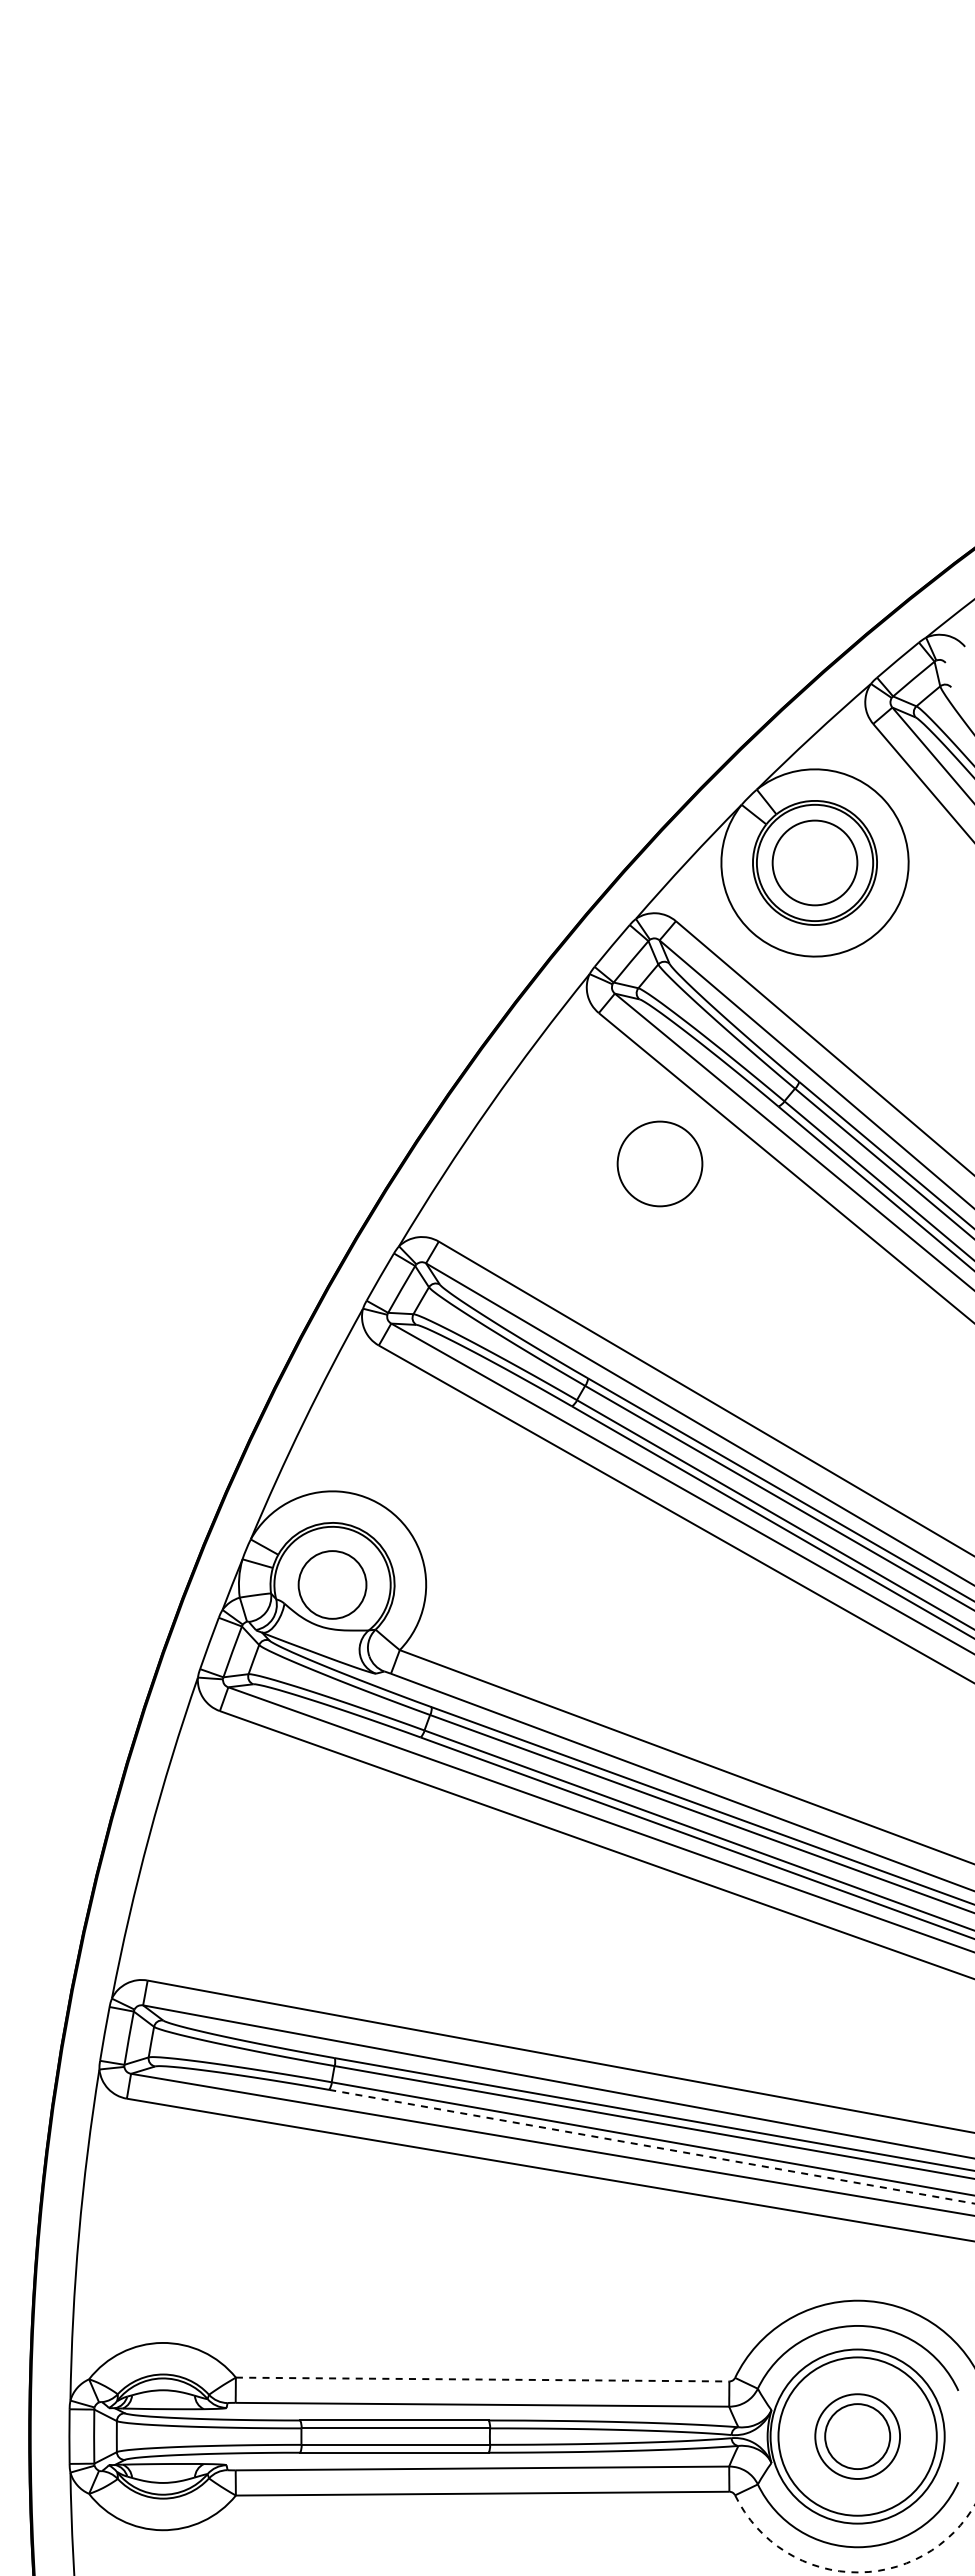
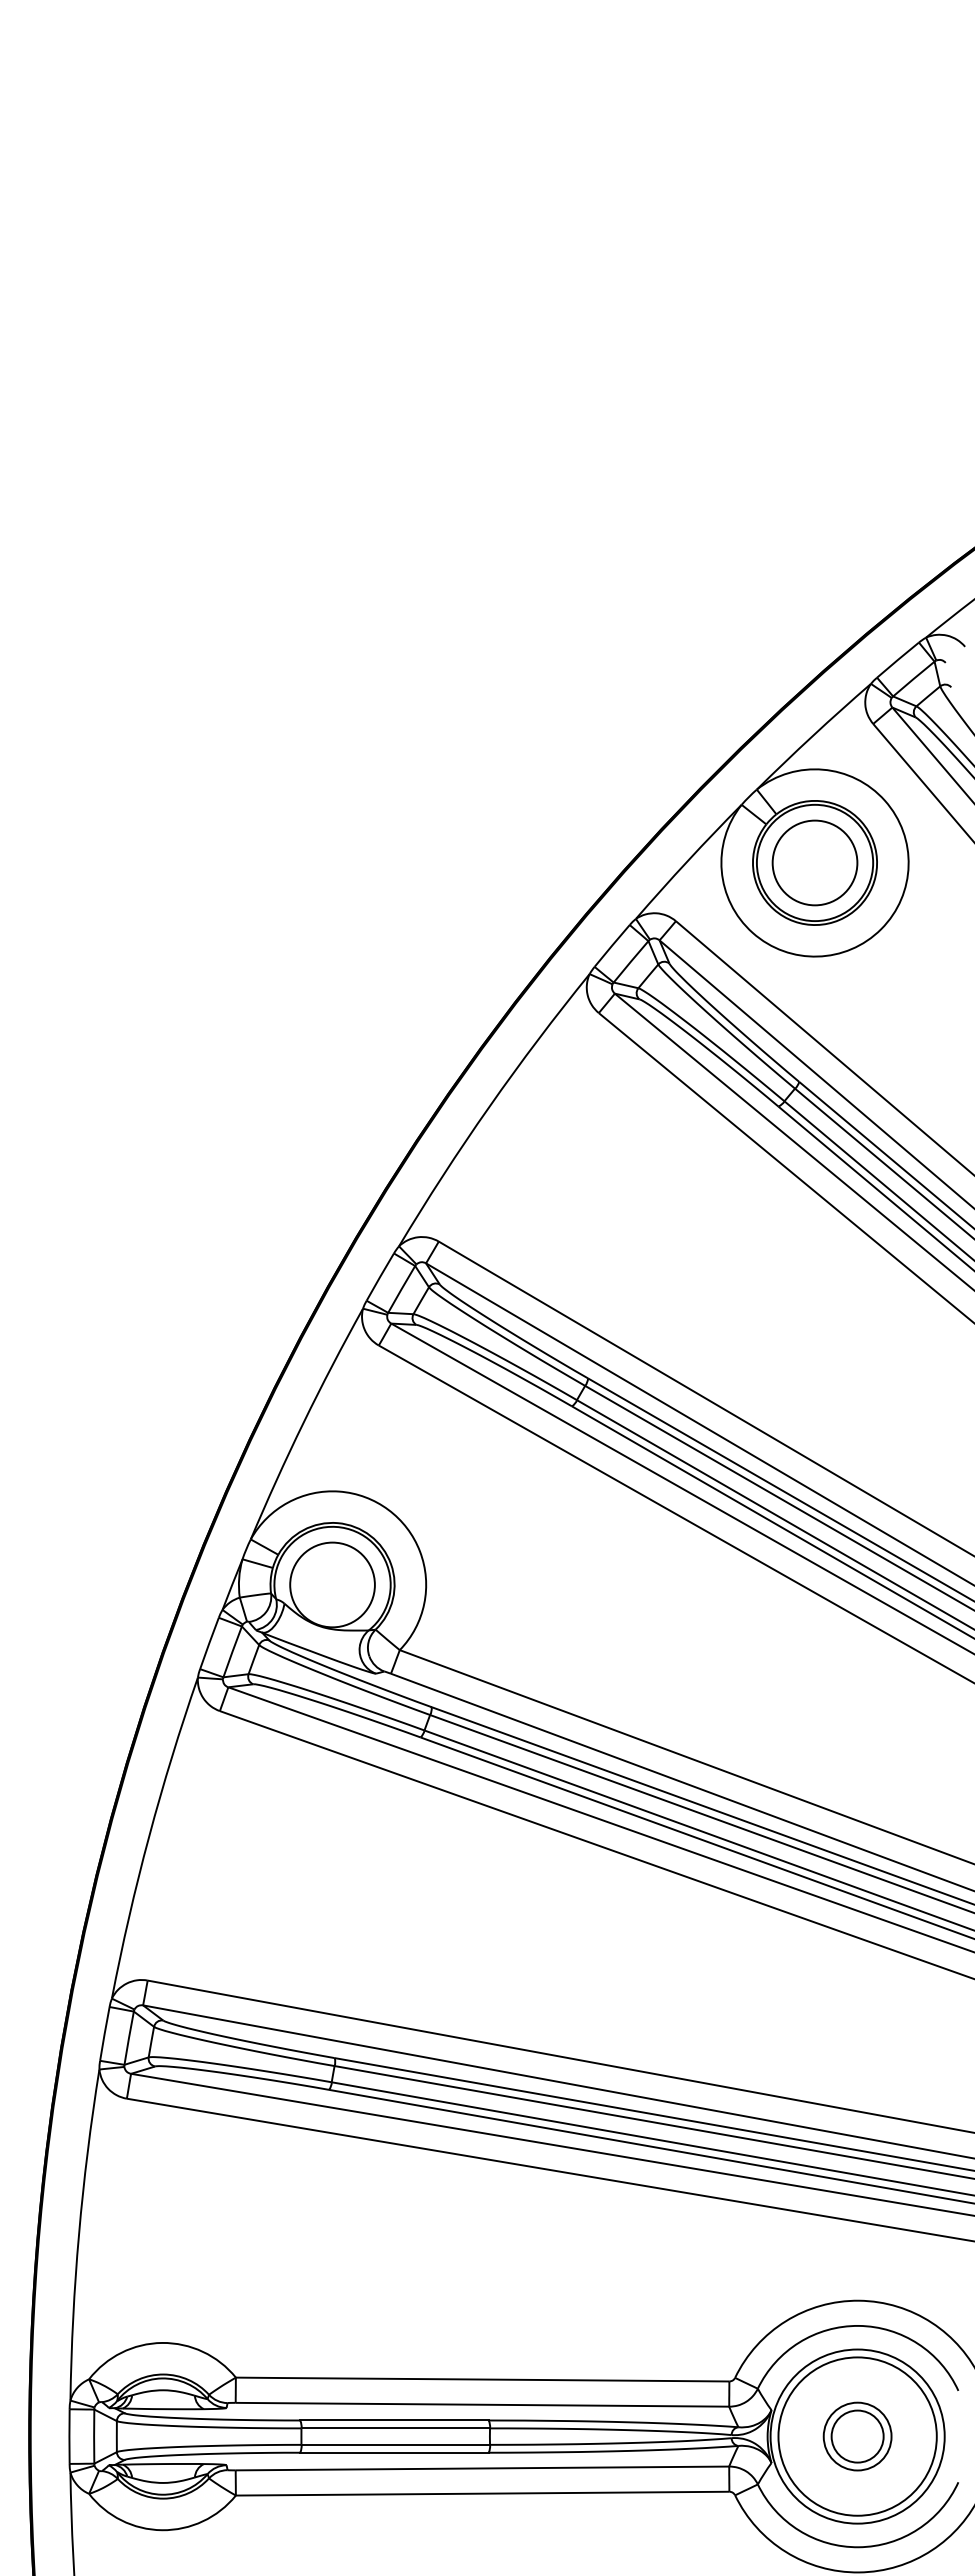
circle: present -> none (659, 1163)
circle diameter: 68 px -> 85 px (332, 1584)
line: dashed -> solid (652, 2146)
line: dashed -> solid (482, 2379)
part size: 87x87 px -> 71x71 px (857, 2436)
arc: dashed -> solid (852, 2572)
